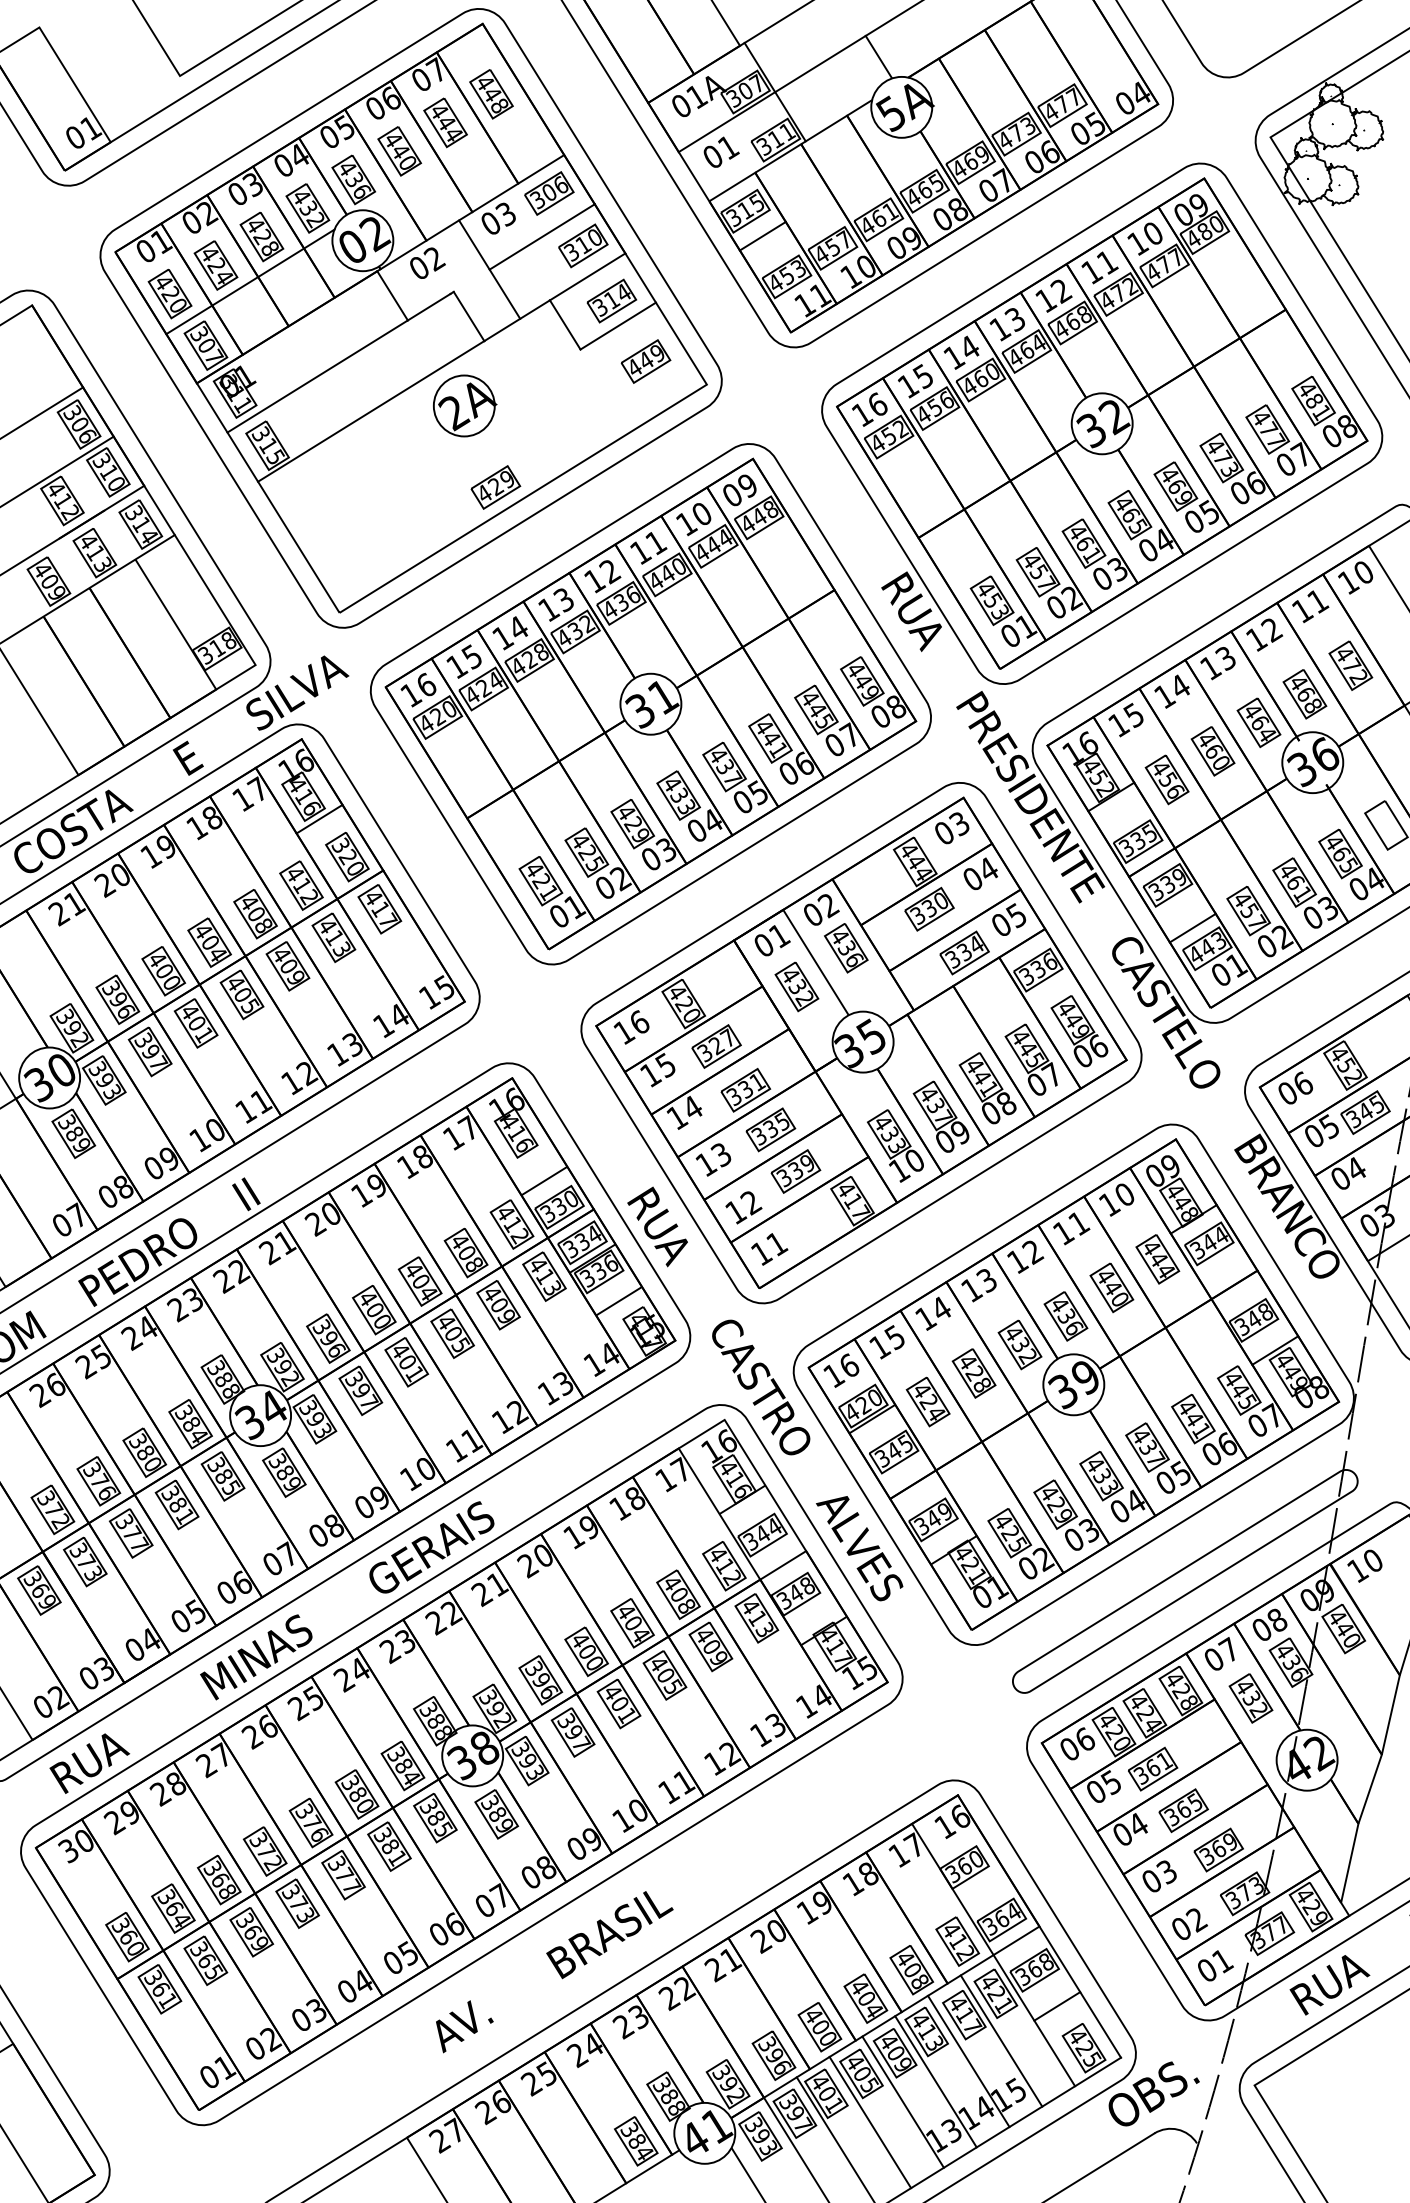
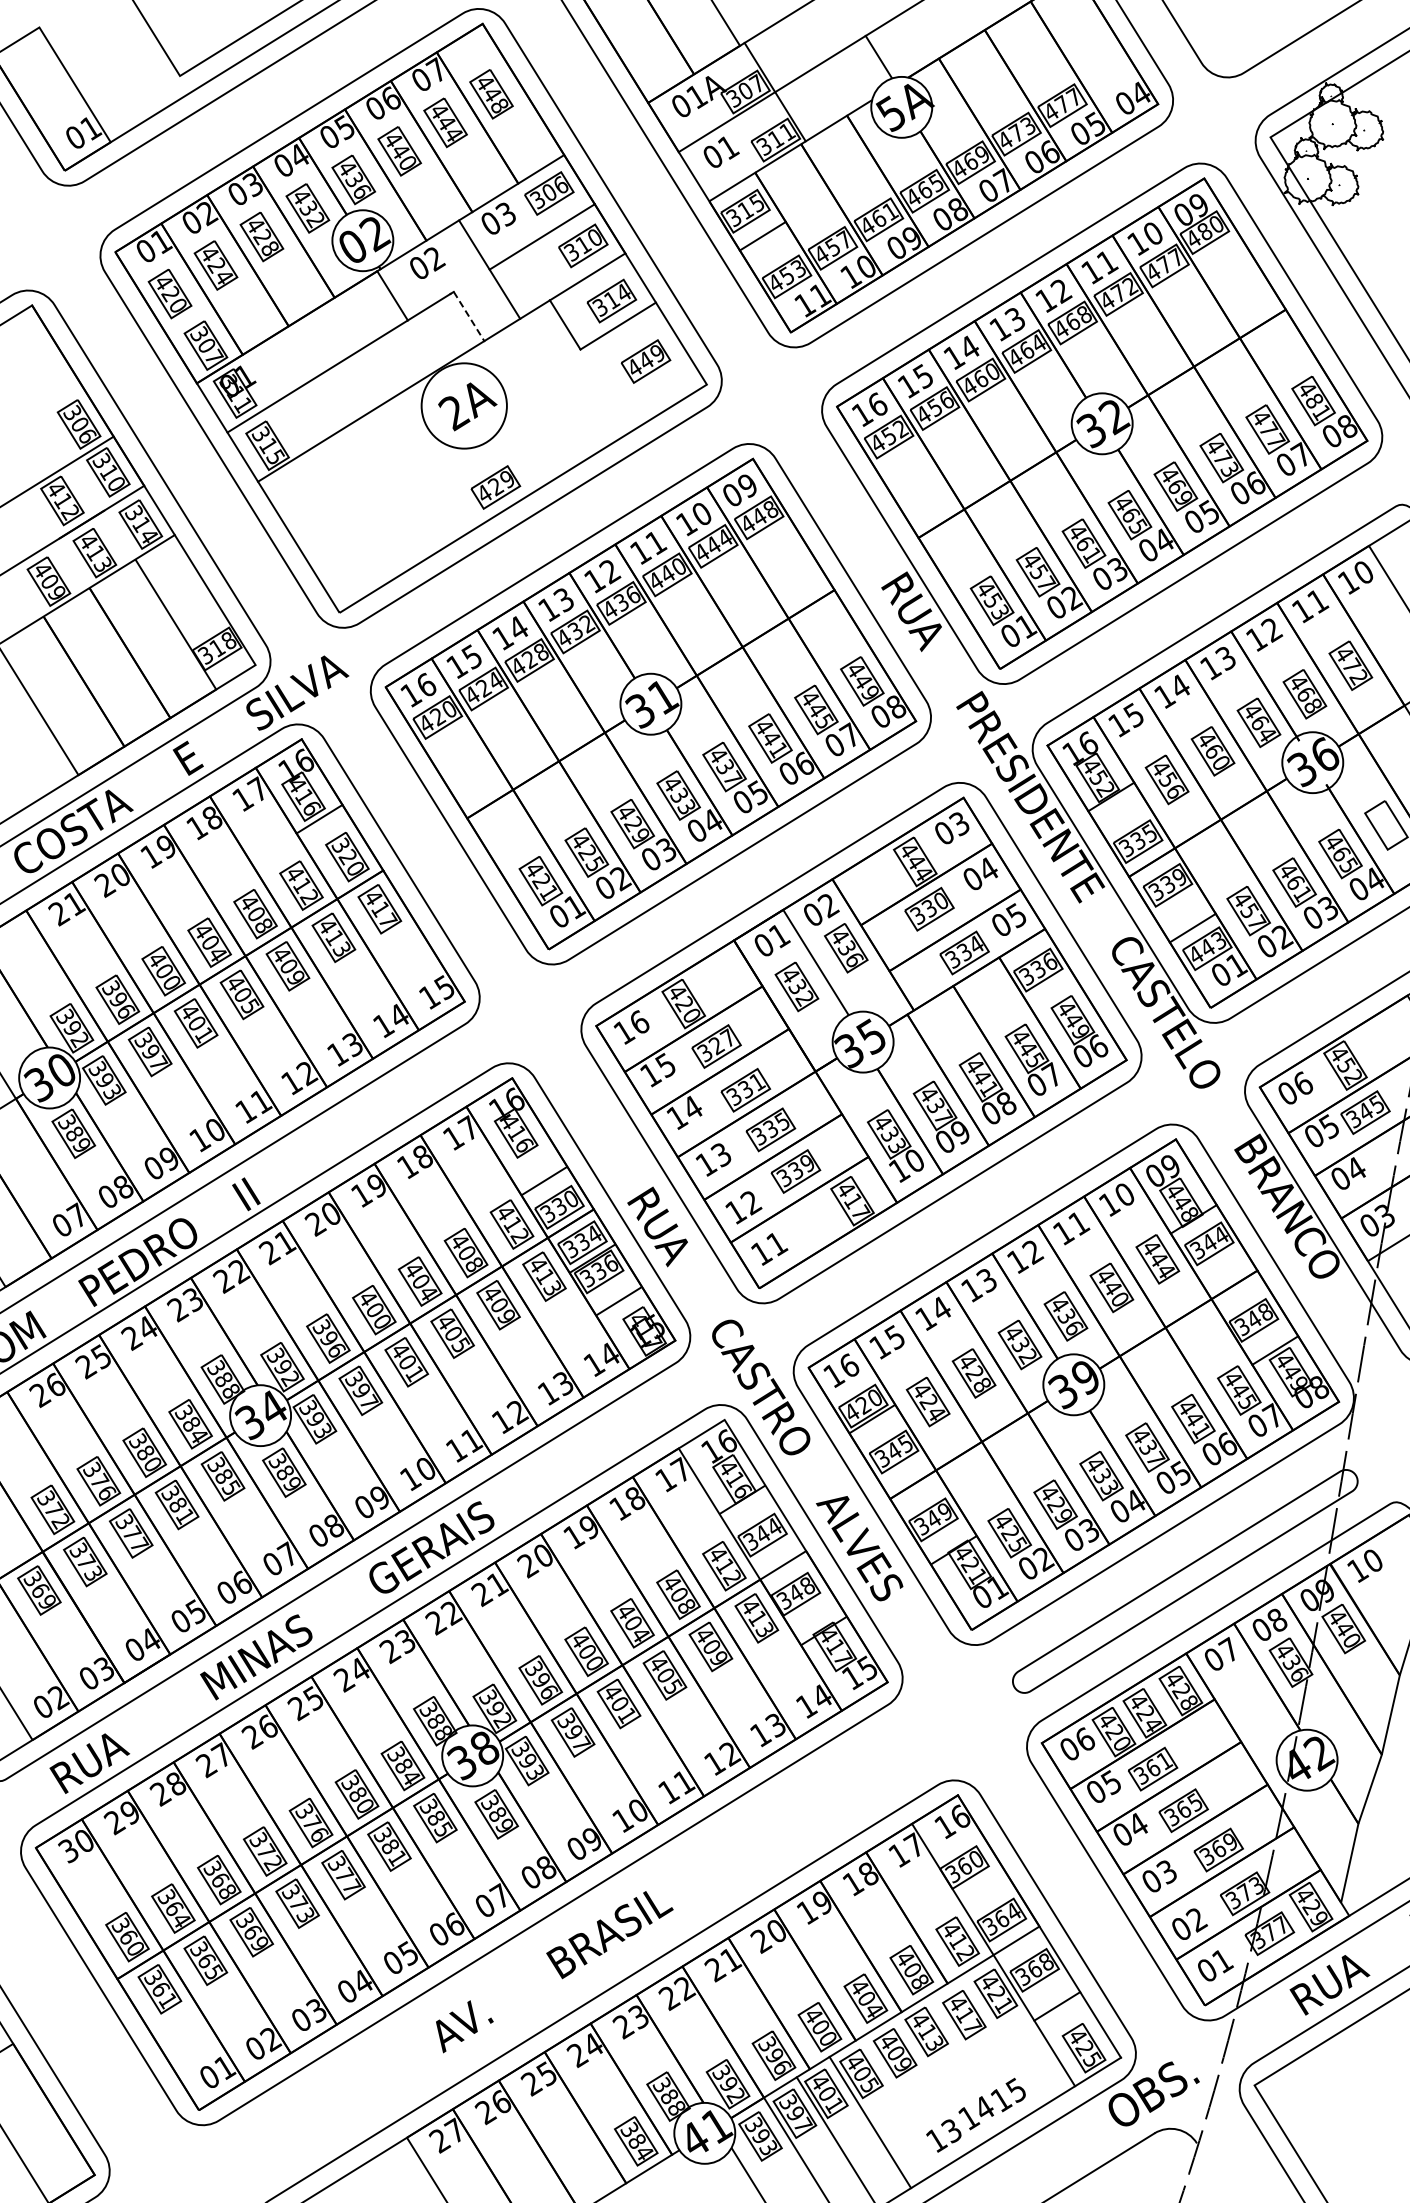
line: present -> none (250, 281)
line: solid -> dashed (469, 316)
circle diameter: 61 px -> 85 px (463, 405)
line: present -> none (42, 412)
part: present -> none (1250, 1698)
line: present -> none (1001, 2040)
line: present -> none (968, 2061)
line: present -> none (935, 2081)
line: present -> none (902, 2101)
